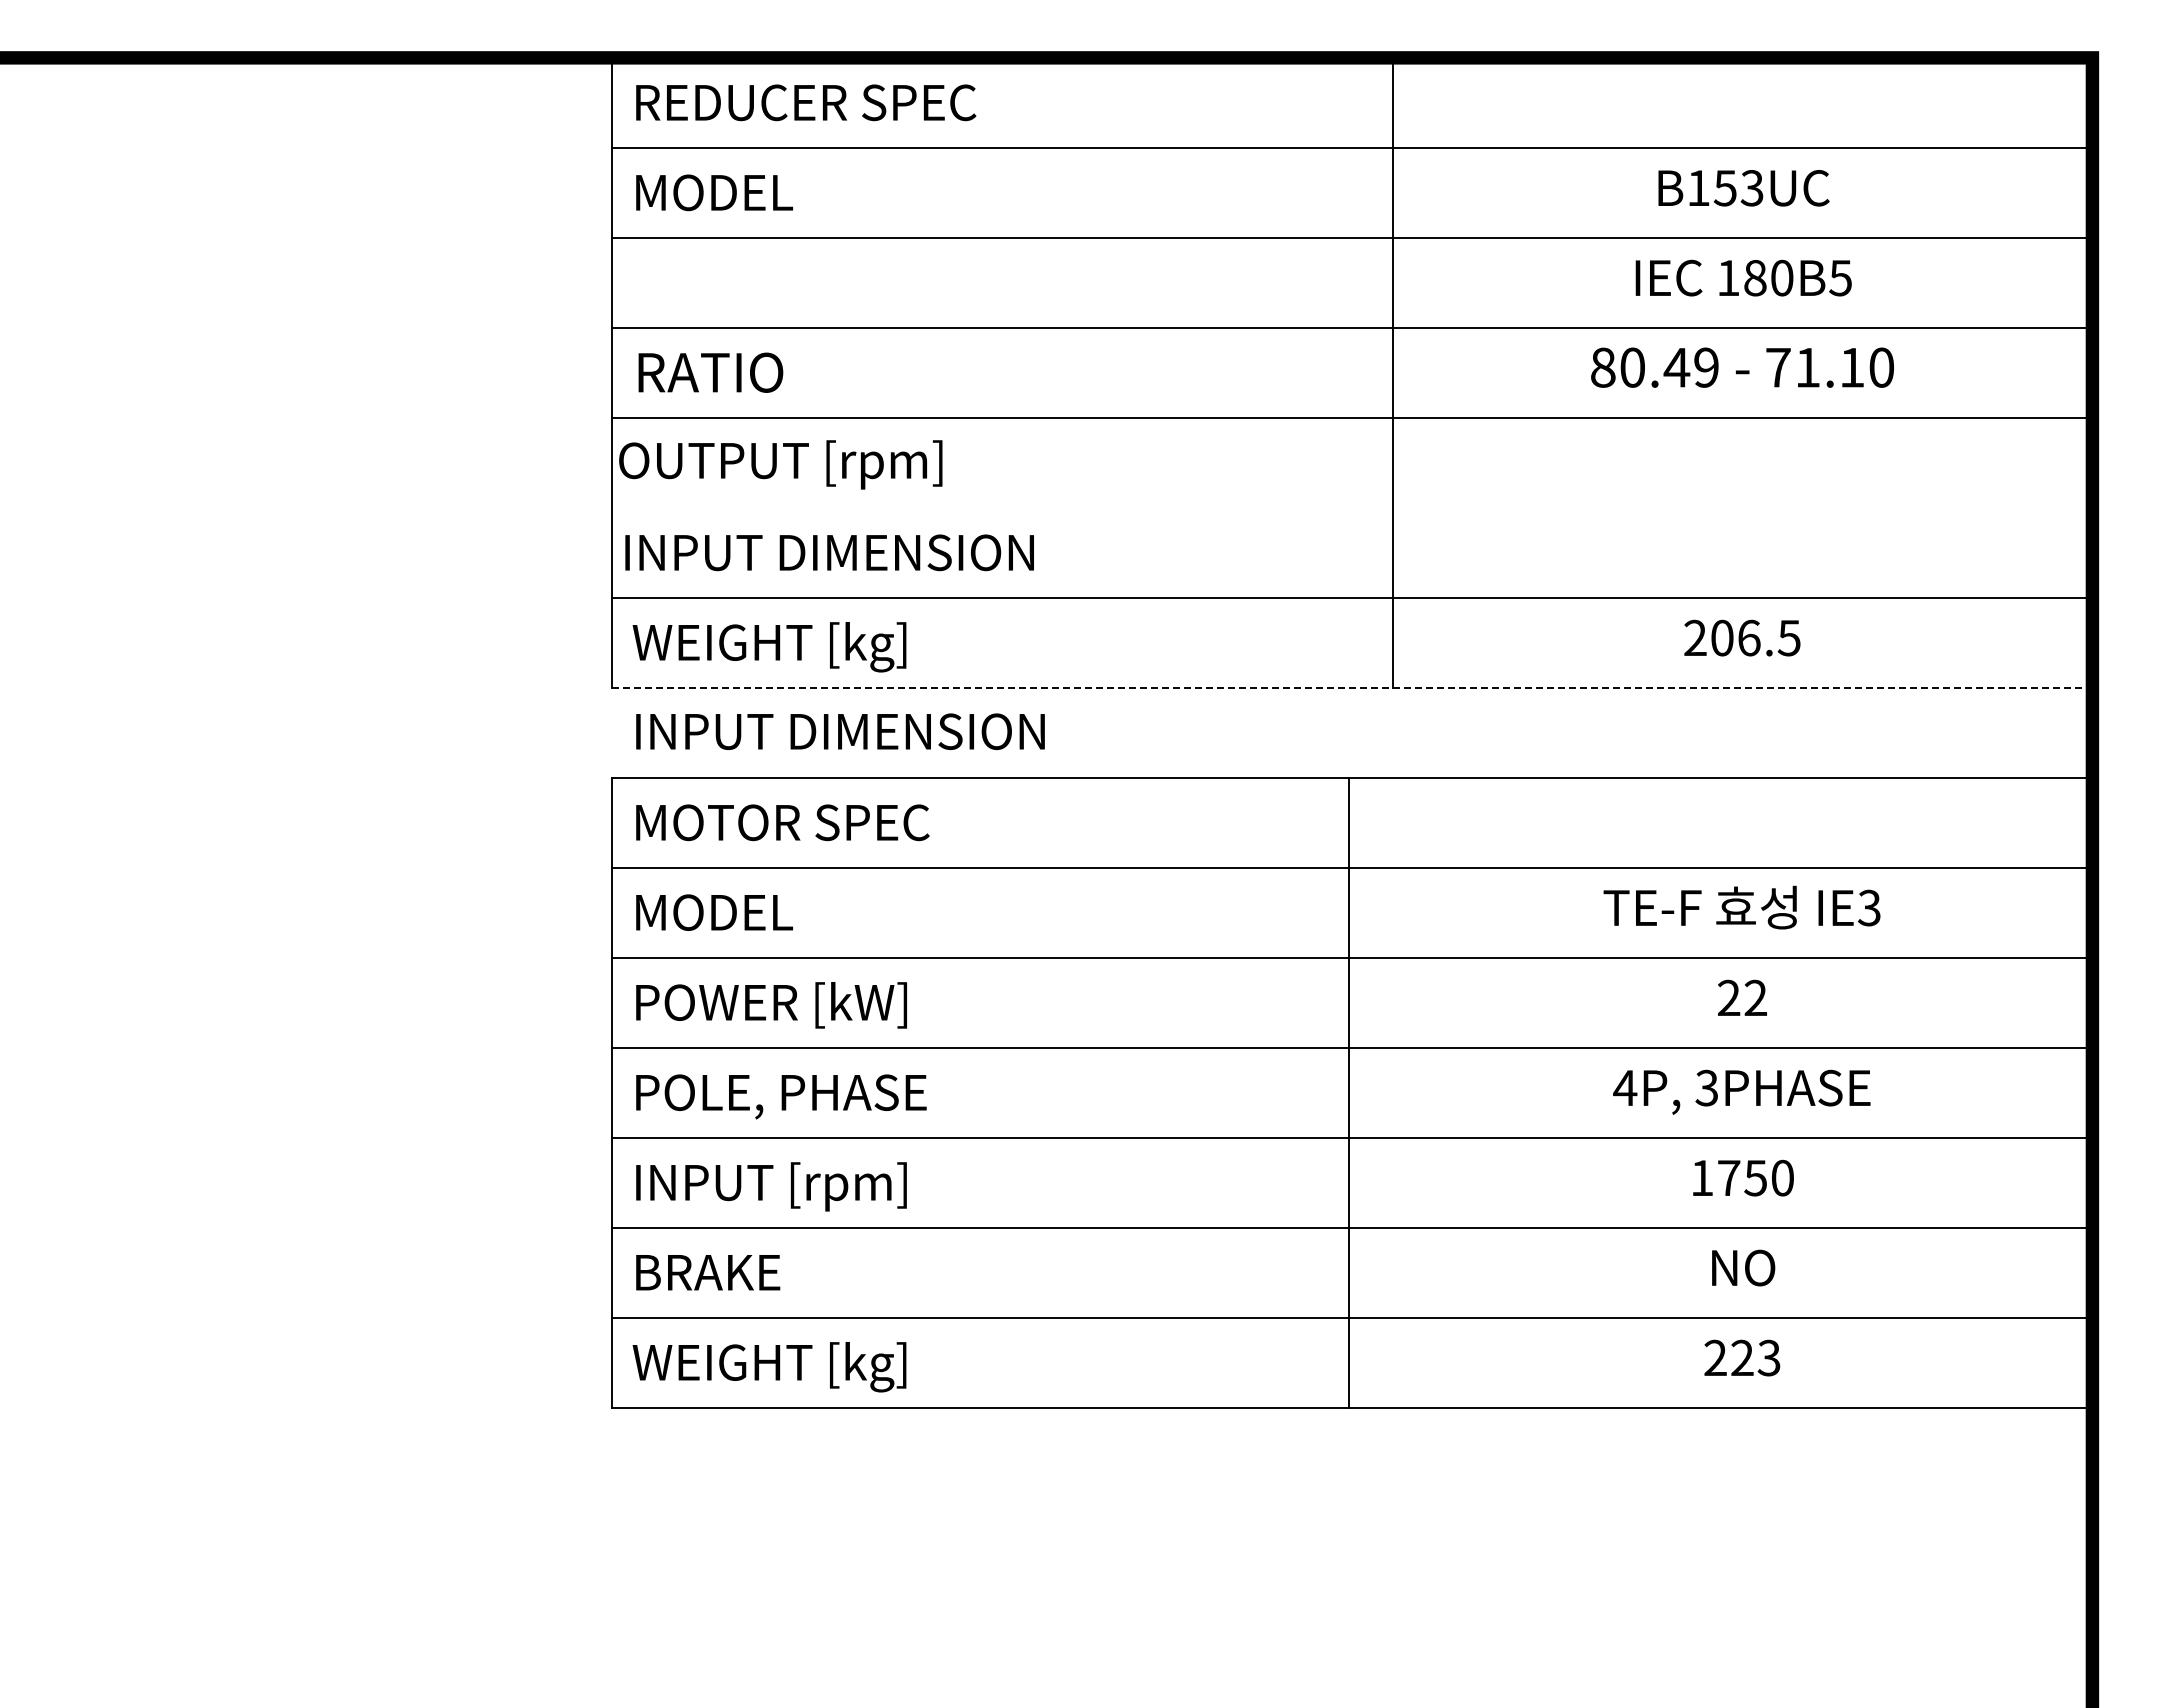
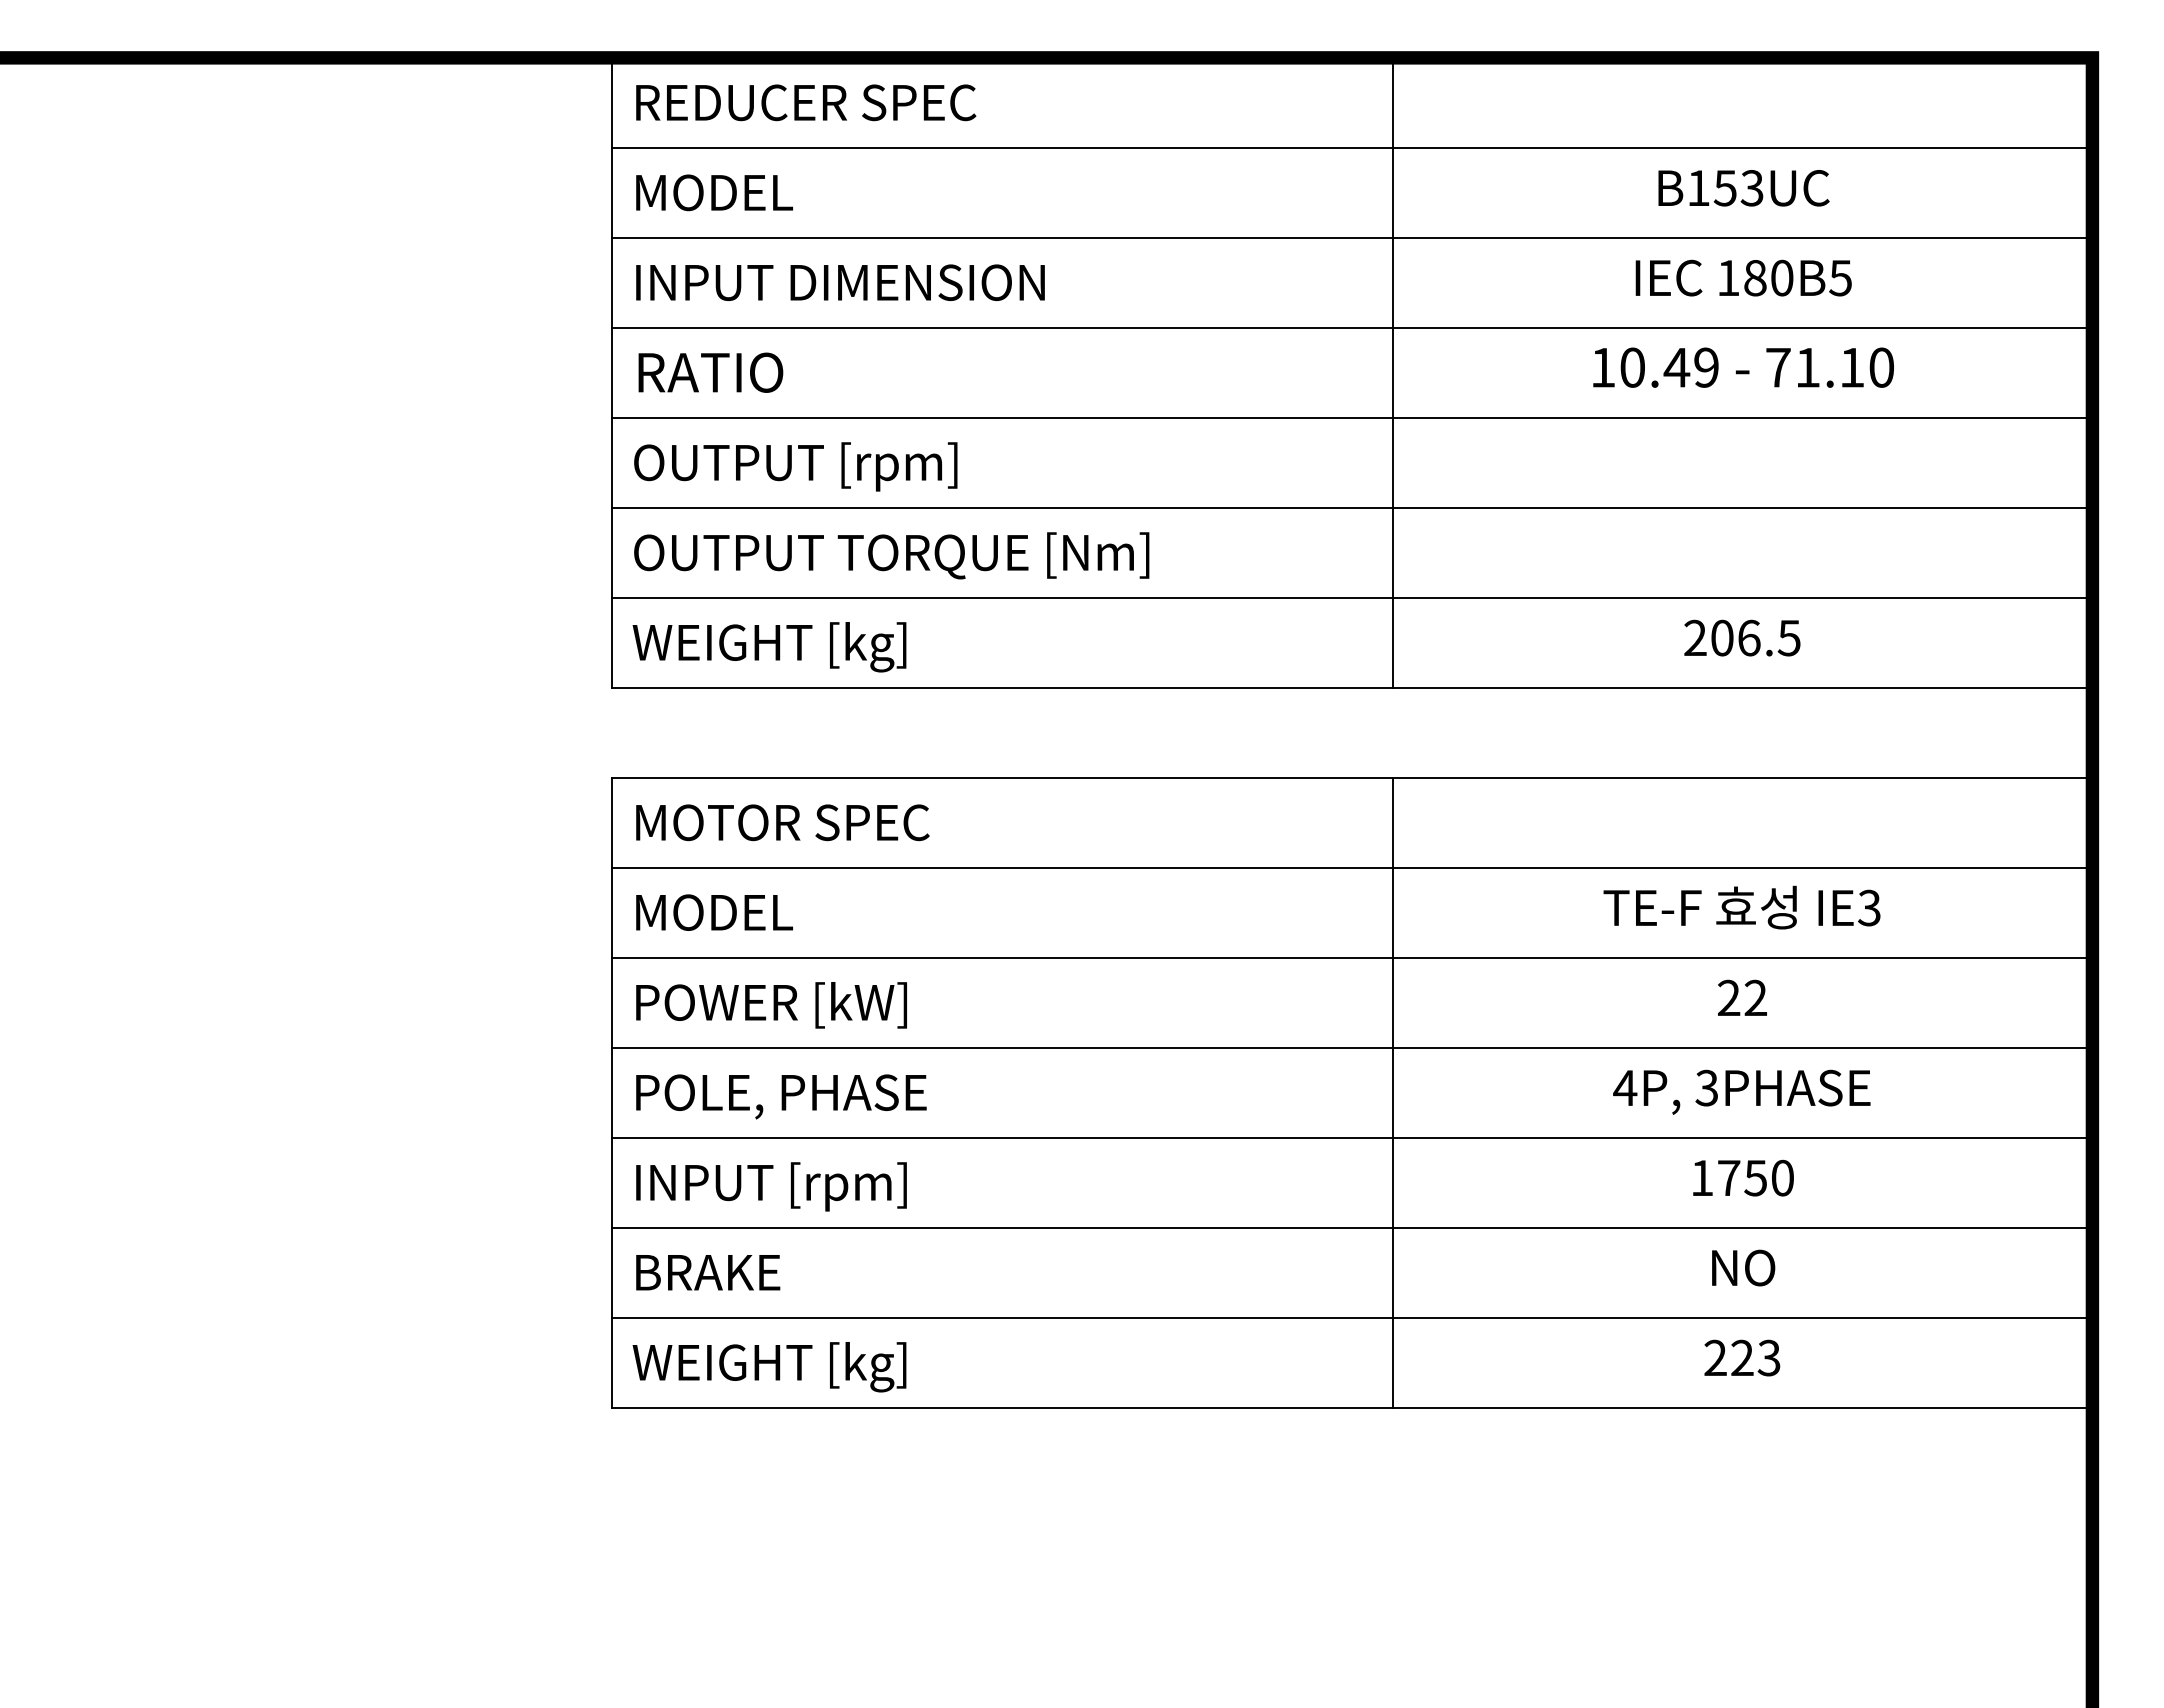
text: 80.49 -> 10.49 (1603, 367)
text position: (780, 464) -> (795, 466) (795, 466)
line: none -> present (1351, 507)
text: INPUT DIMENSION -> OUTPUT TORQUE [Nm] (887, 555)
line: dashed -> solid (1352, 687)
text position: (840, 731) -> (840, 282) (840, 282)
line position: (1348, 1092) -> (1392, 1092) (1392, 1092)
